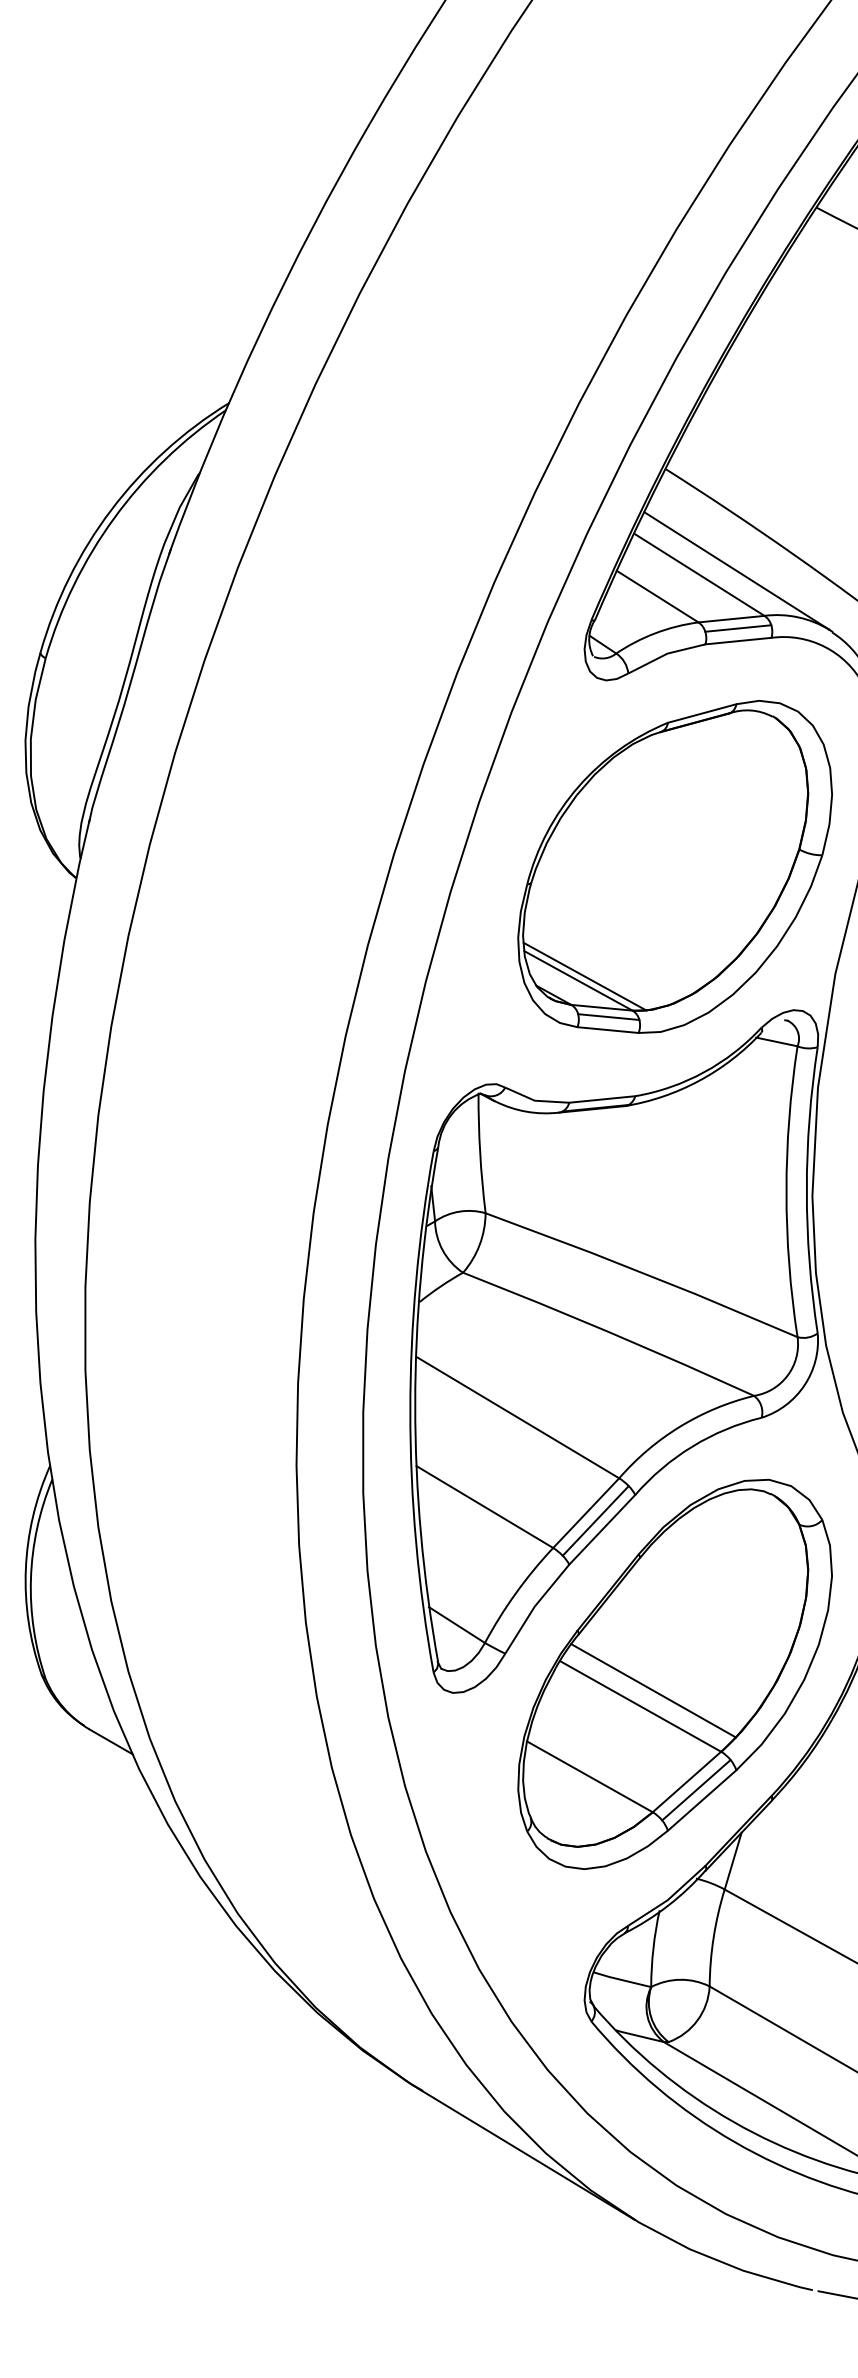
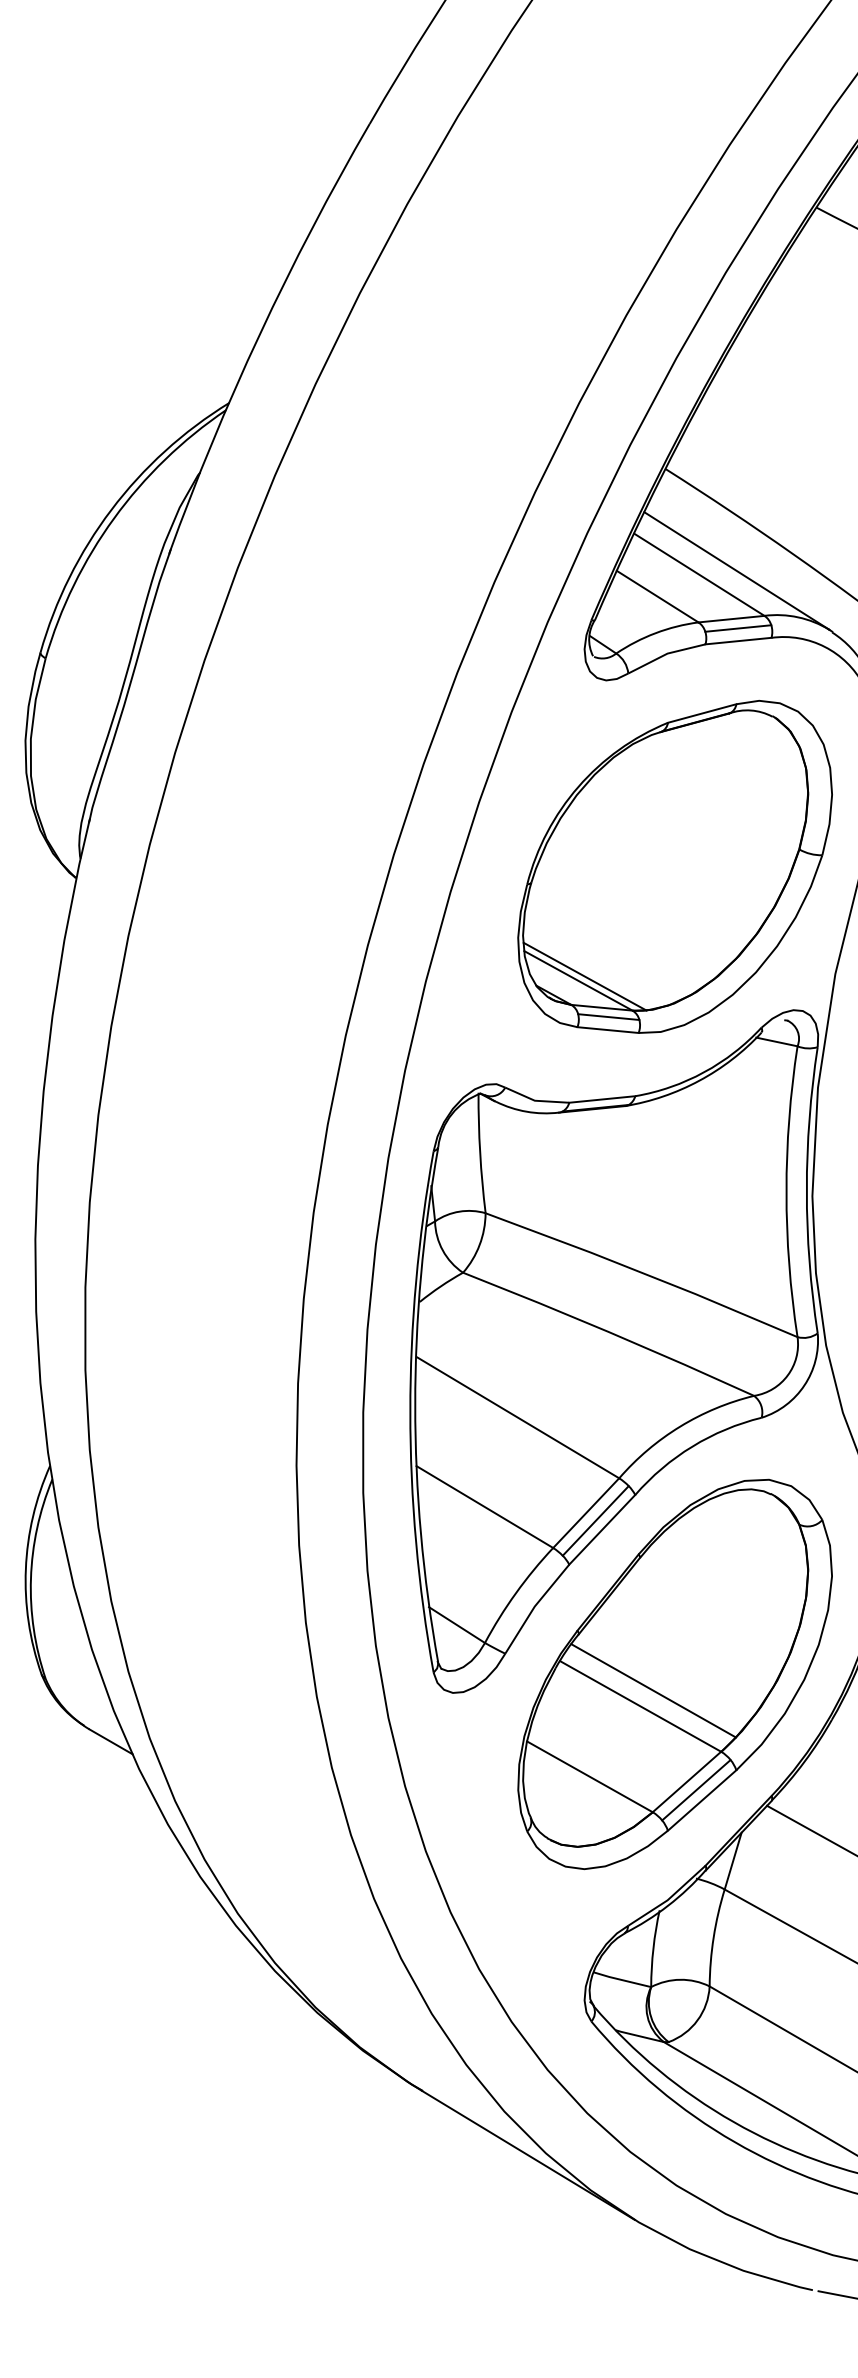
line: none -> present (810, 1829)
